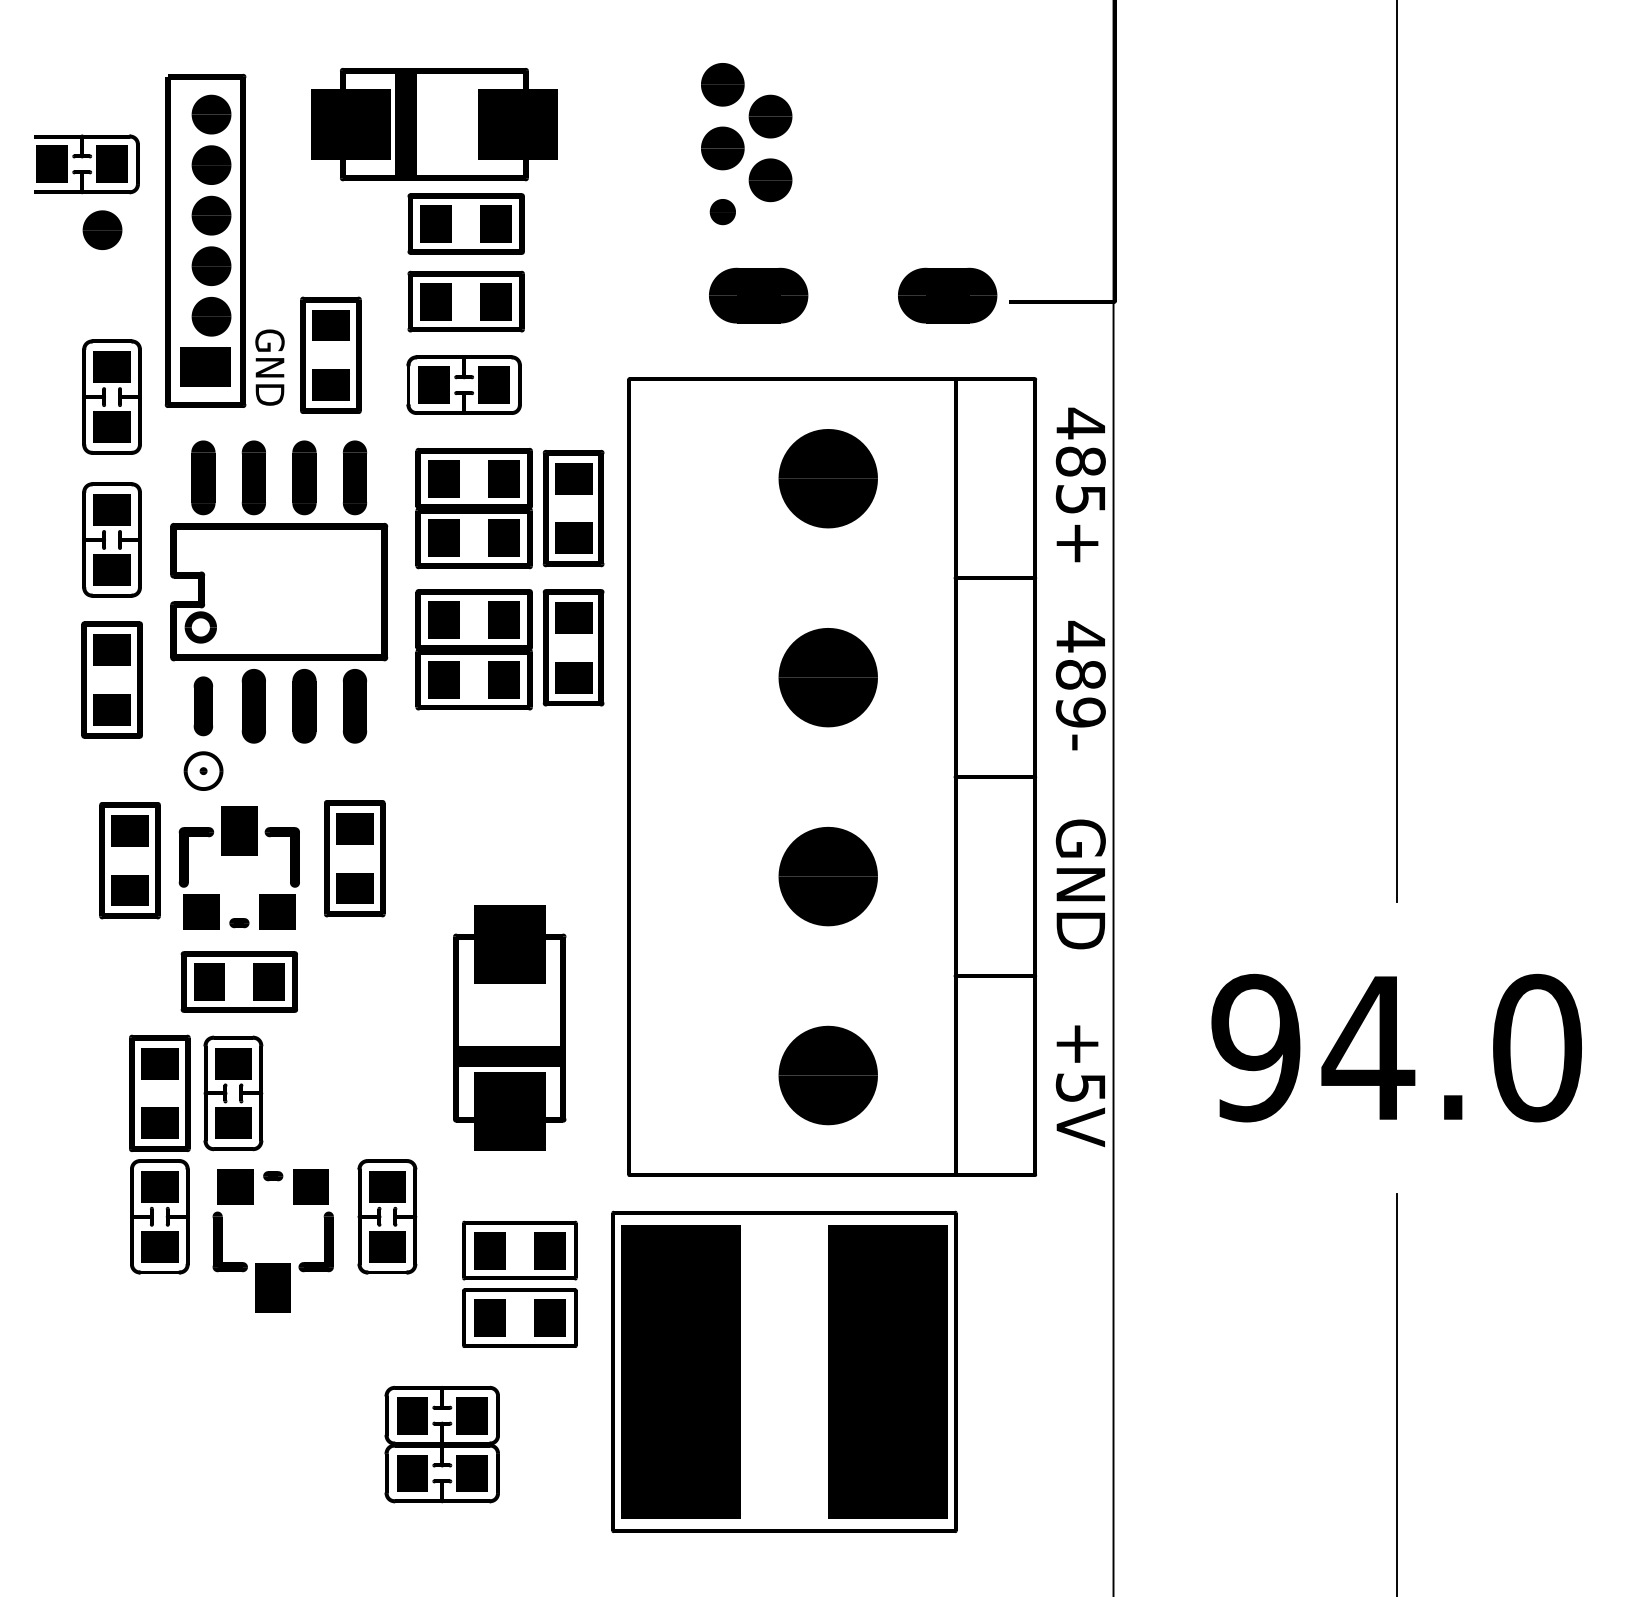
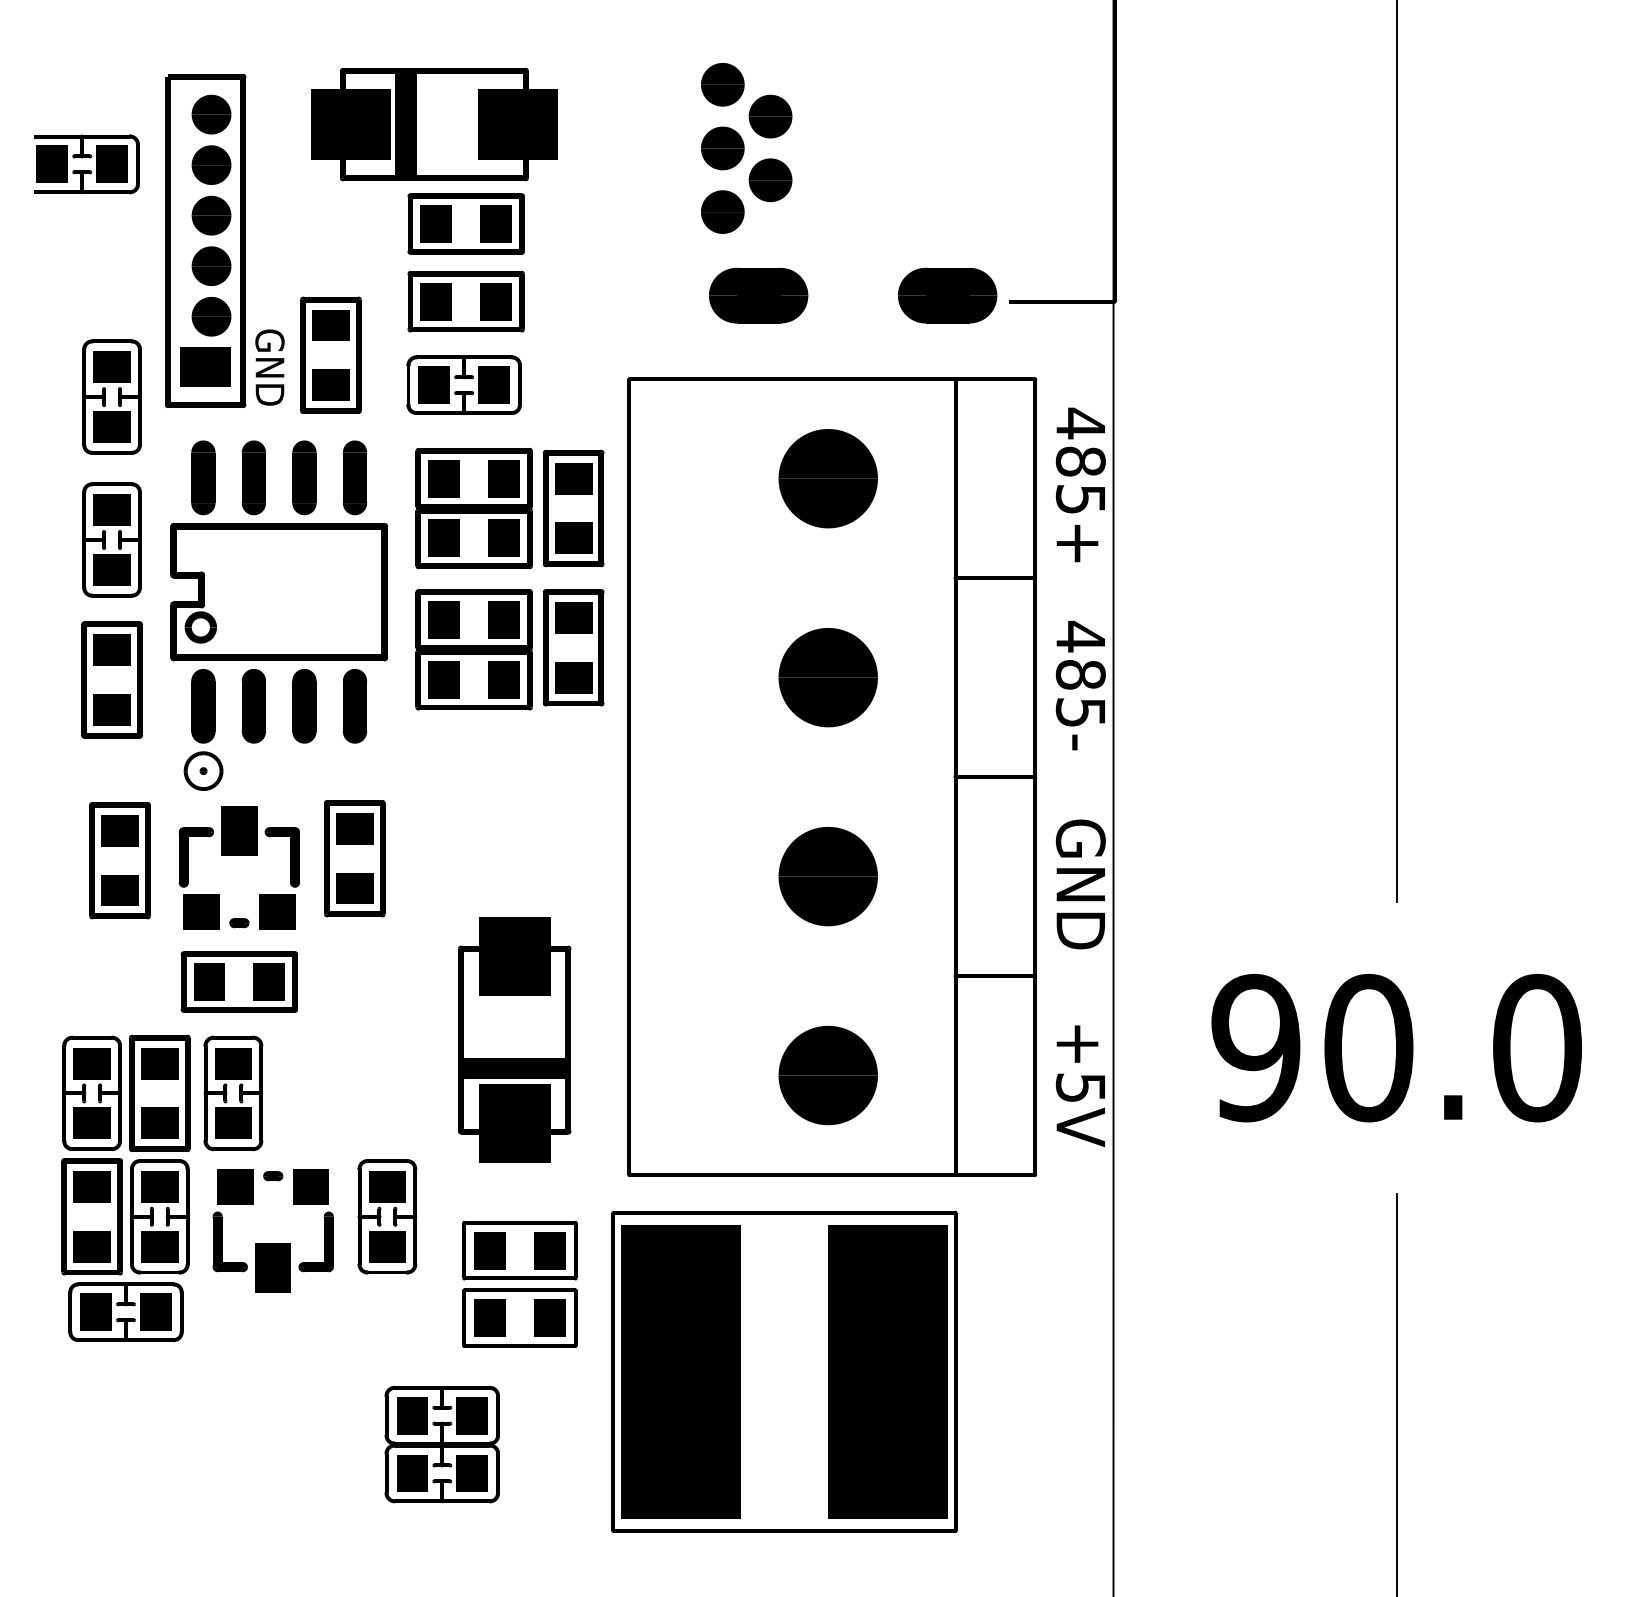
part size: 27x27 px -> 44x44 px (722, 211)
part: present -> none (102, 229)
part size: 21x61 px -> 25x75 px (203, 706)
text: 489- -> 485- (1080, 712)
part position: (129, 860) -> (119, 860) (119, 860)
part position: (509, 1027) -> (514, 1039) (514, 1039)
text: 94.0 -> 90.0 (1368, 1047)
part: none -> present (122, 1188)
part position: (272, 1287) -> (272, 1267) (272, 1267)
